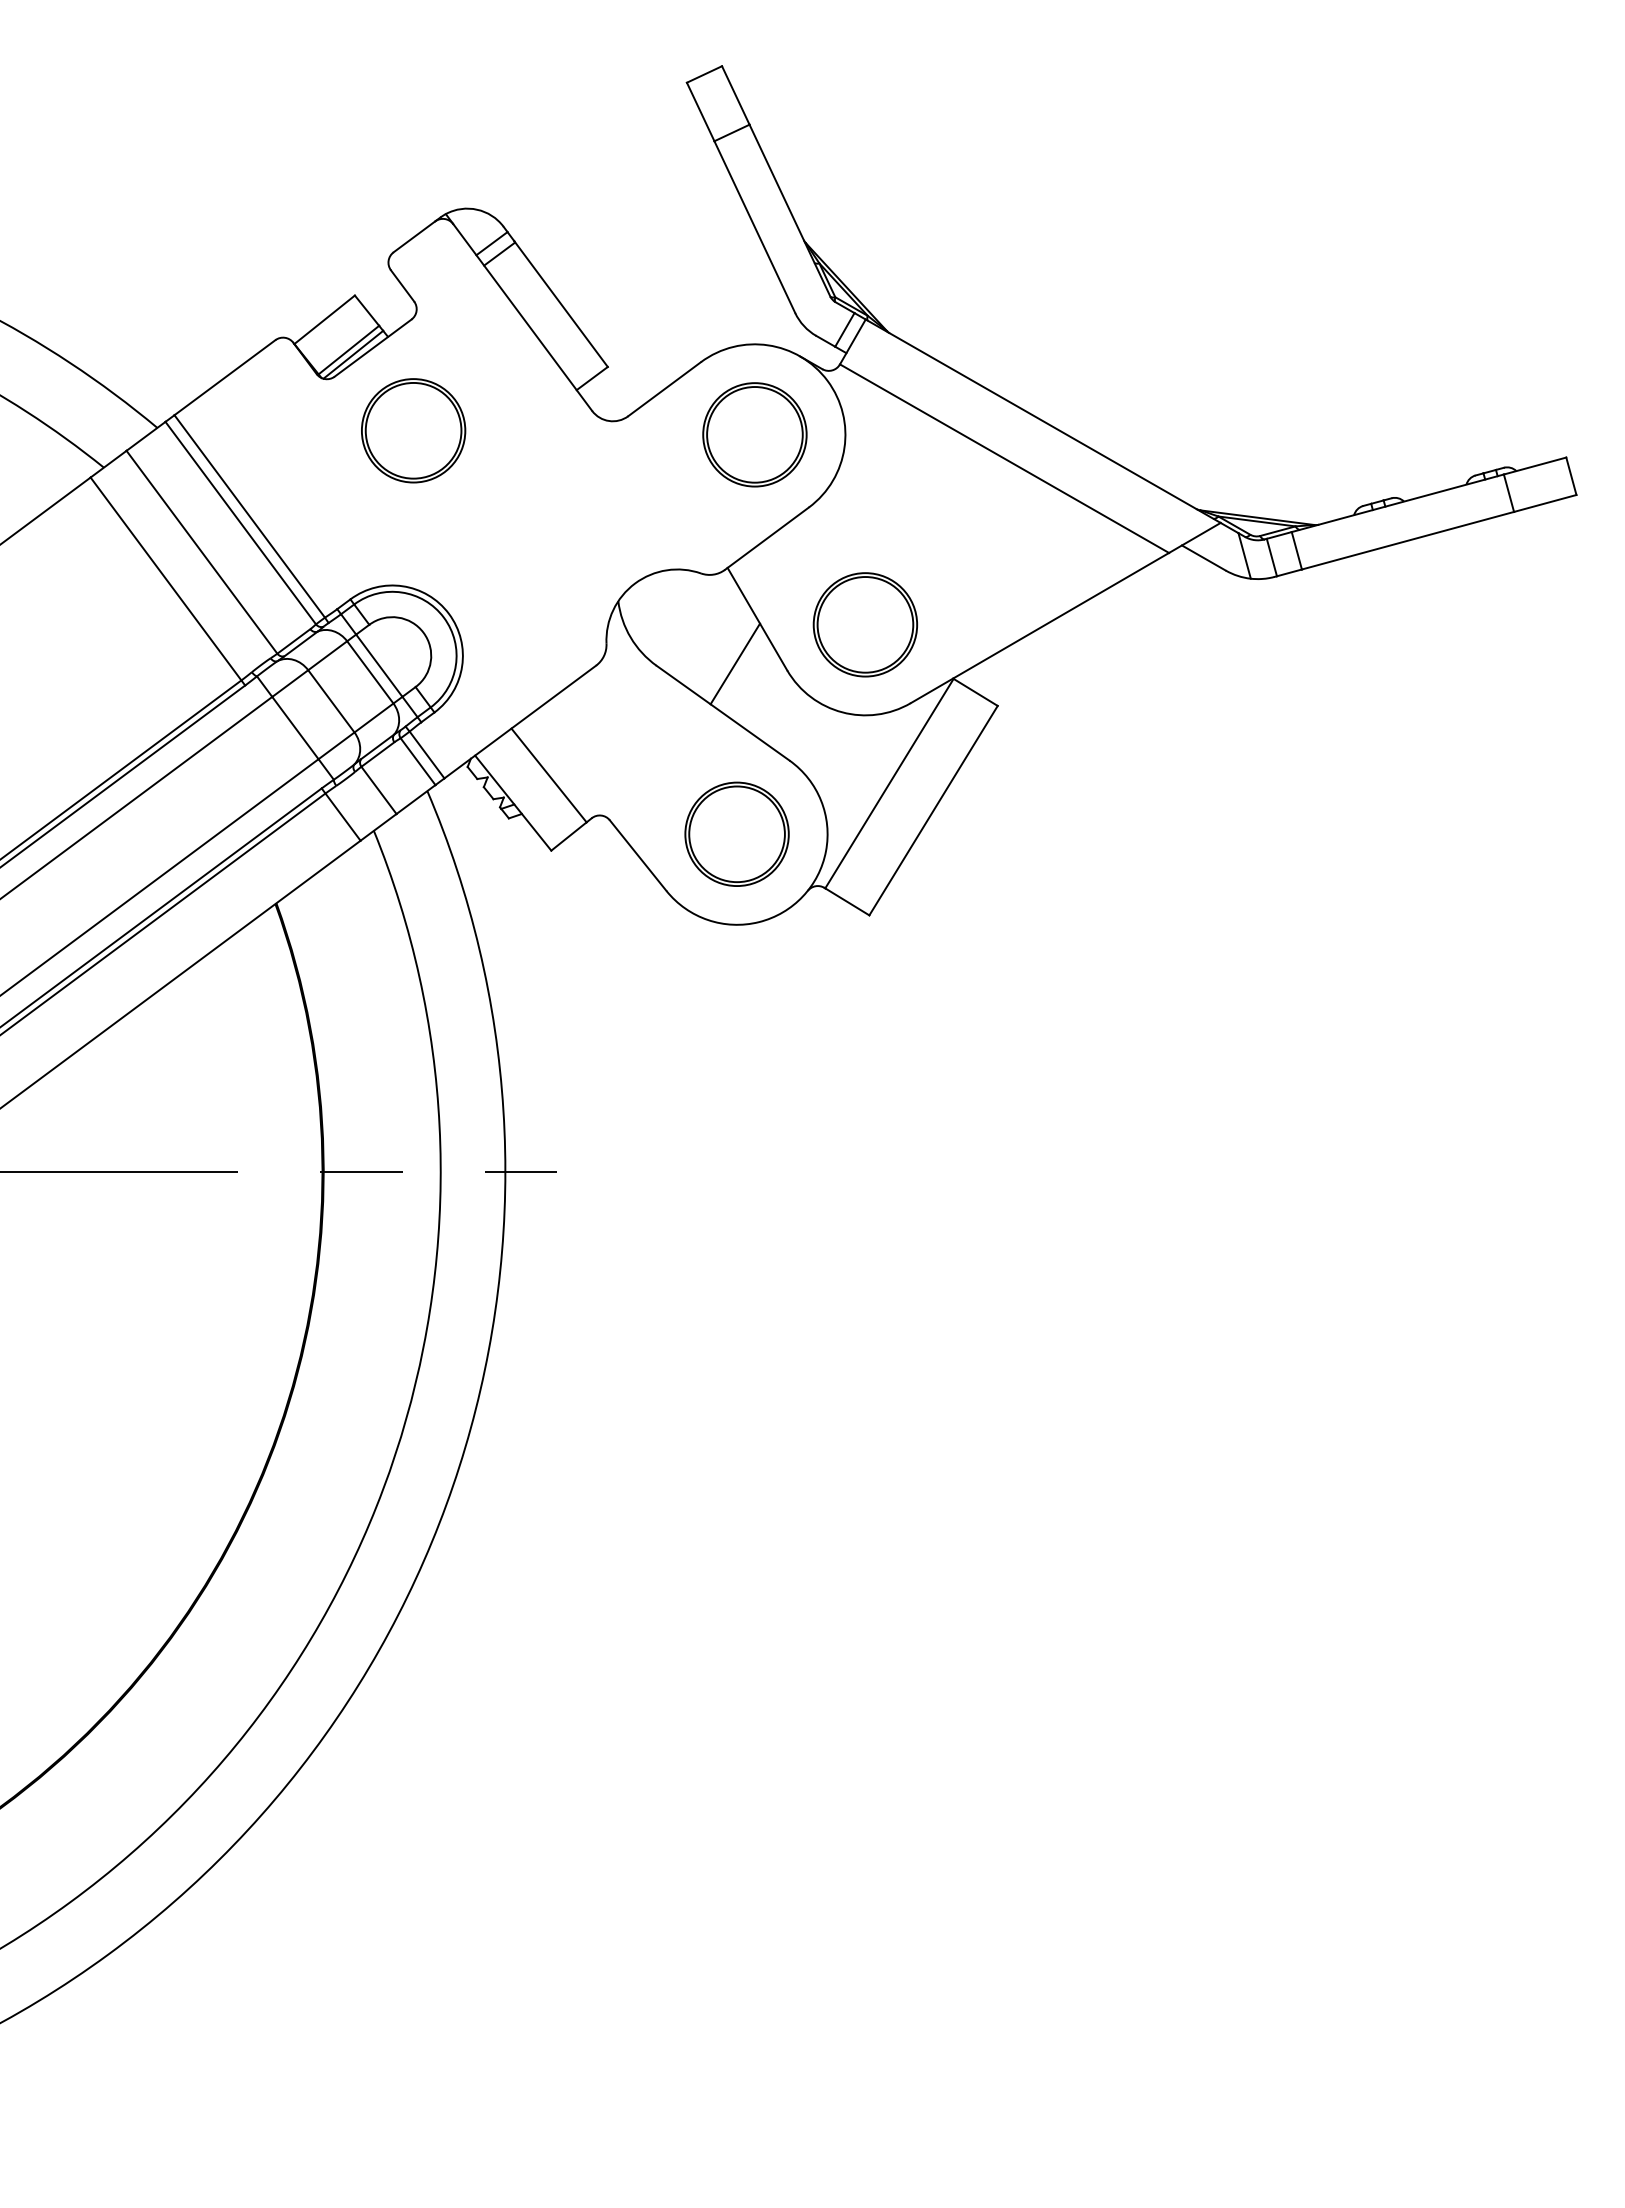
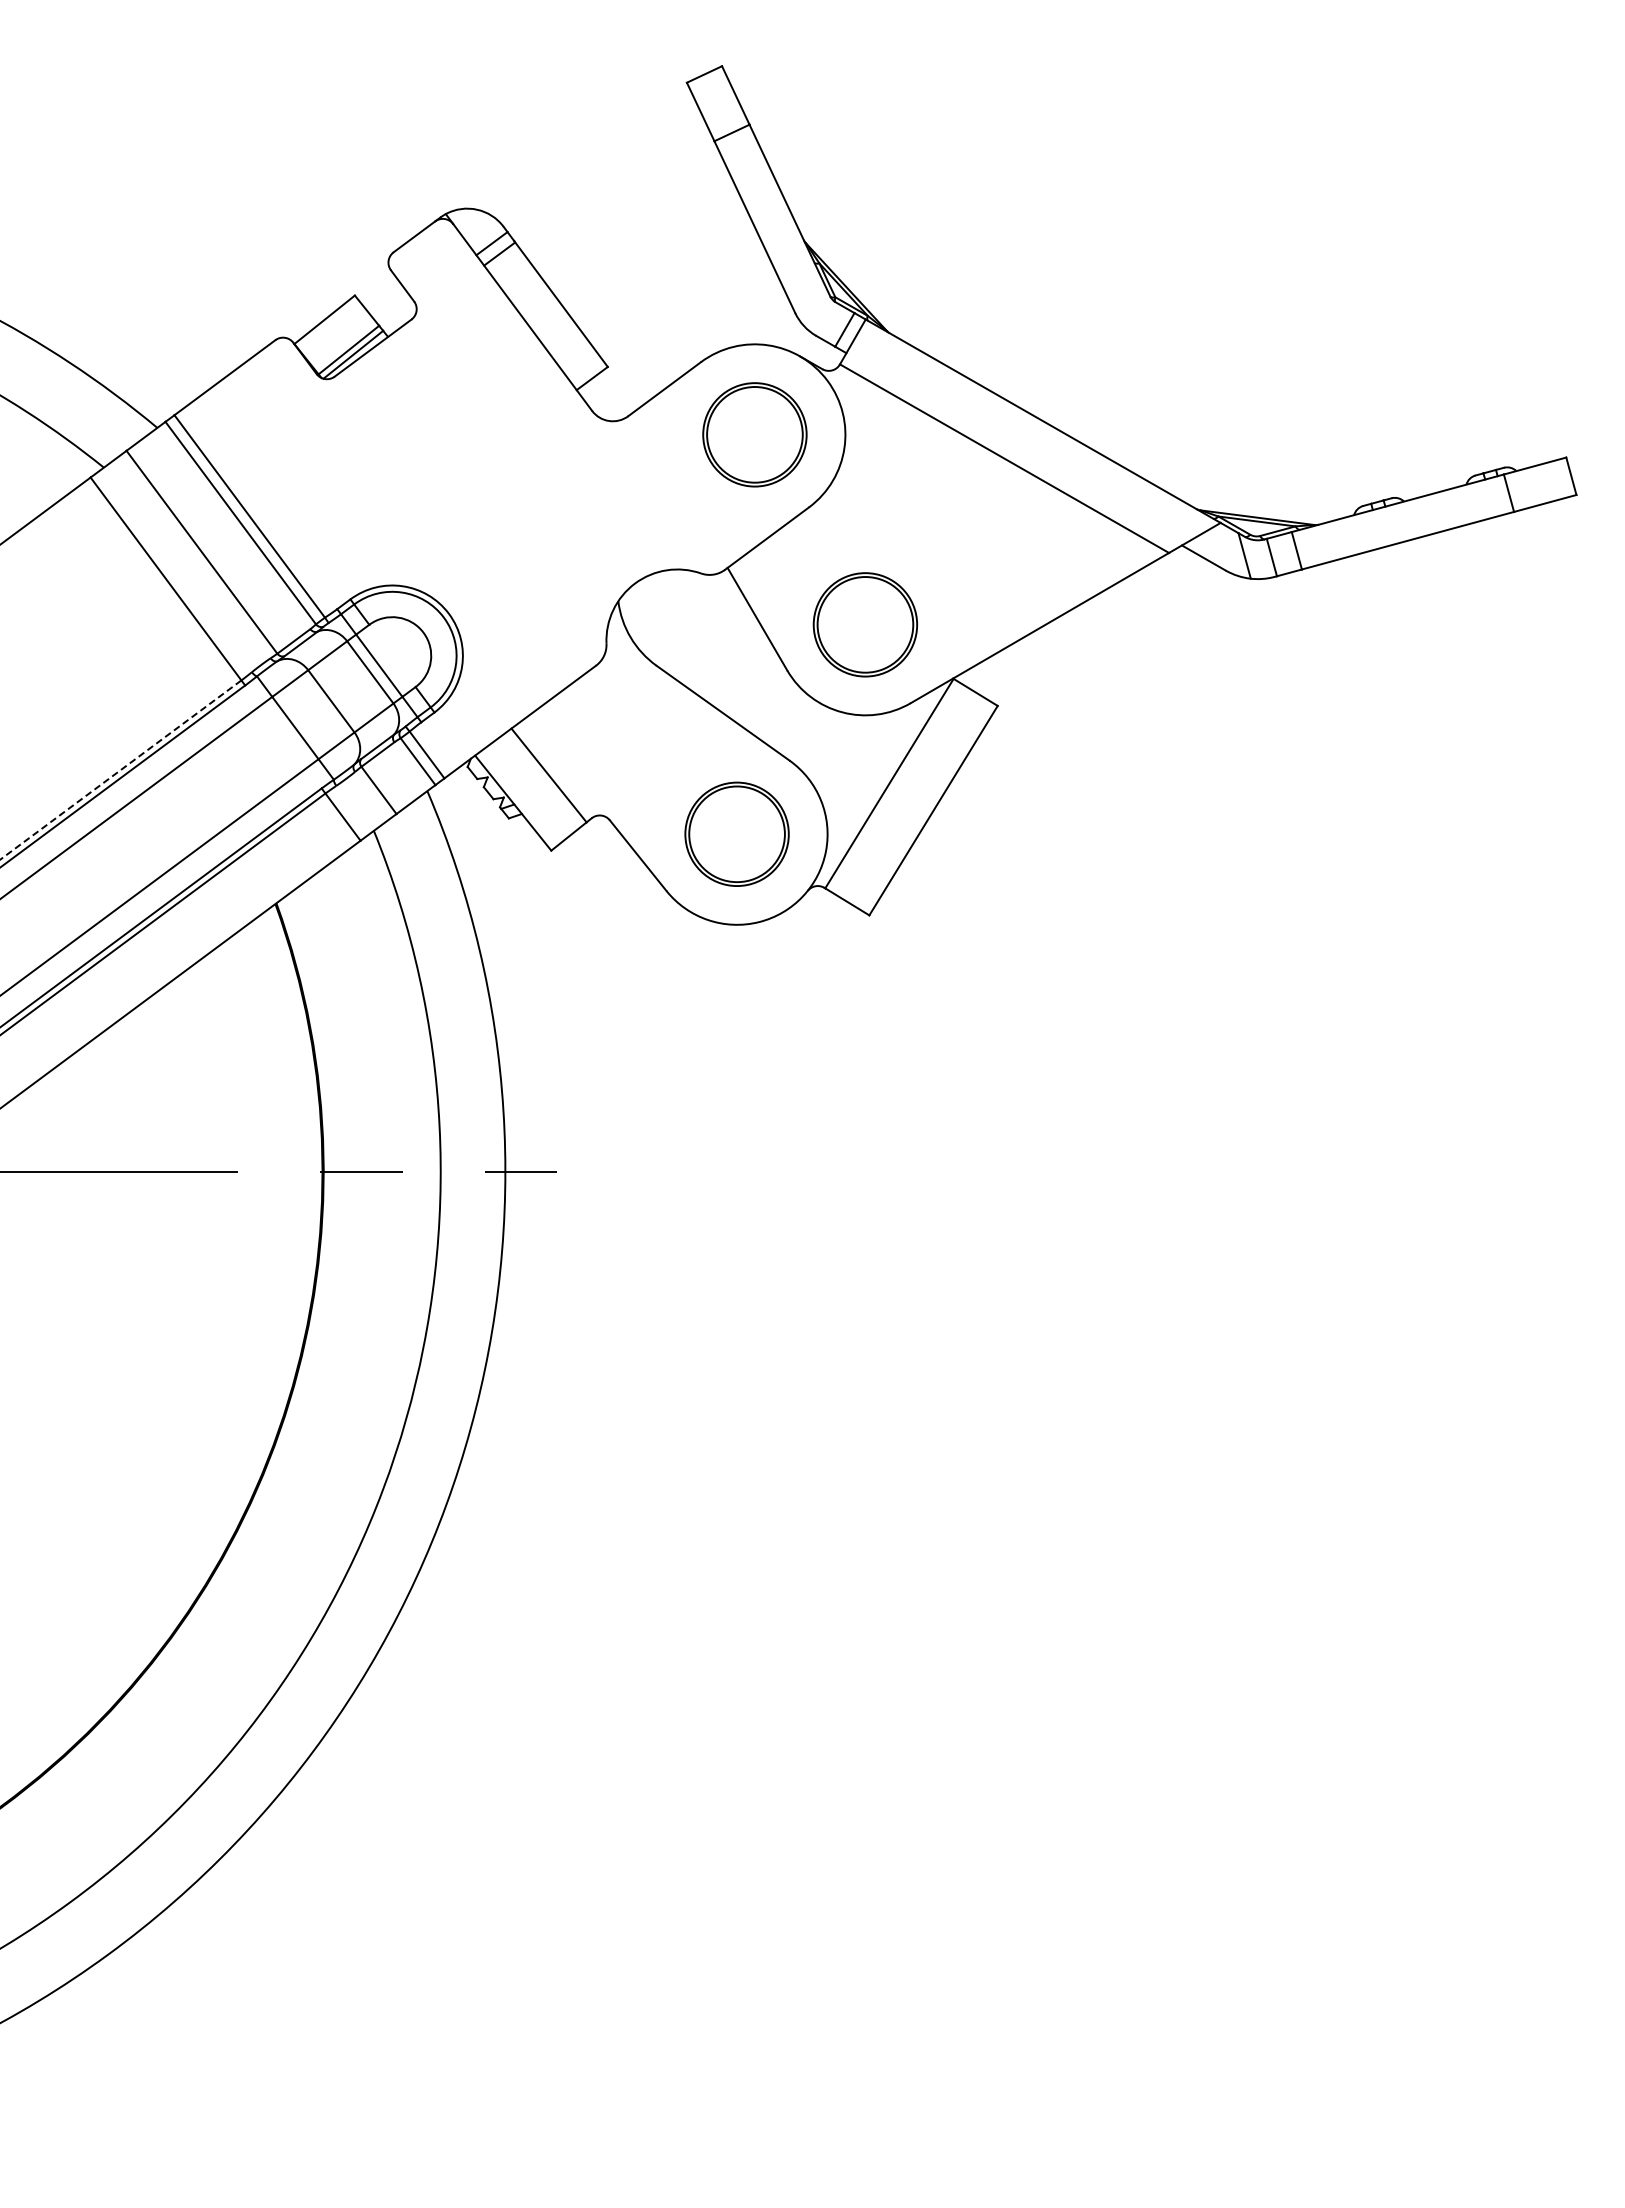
part: present -> none (413, 430)
line: present -> none (735, 663)
line: solid -> dashed (121, 769)
